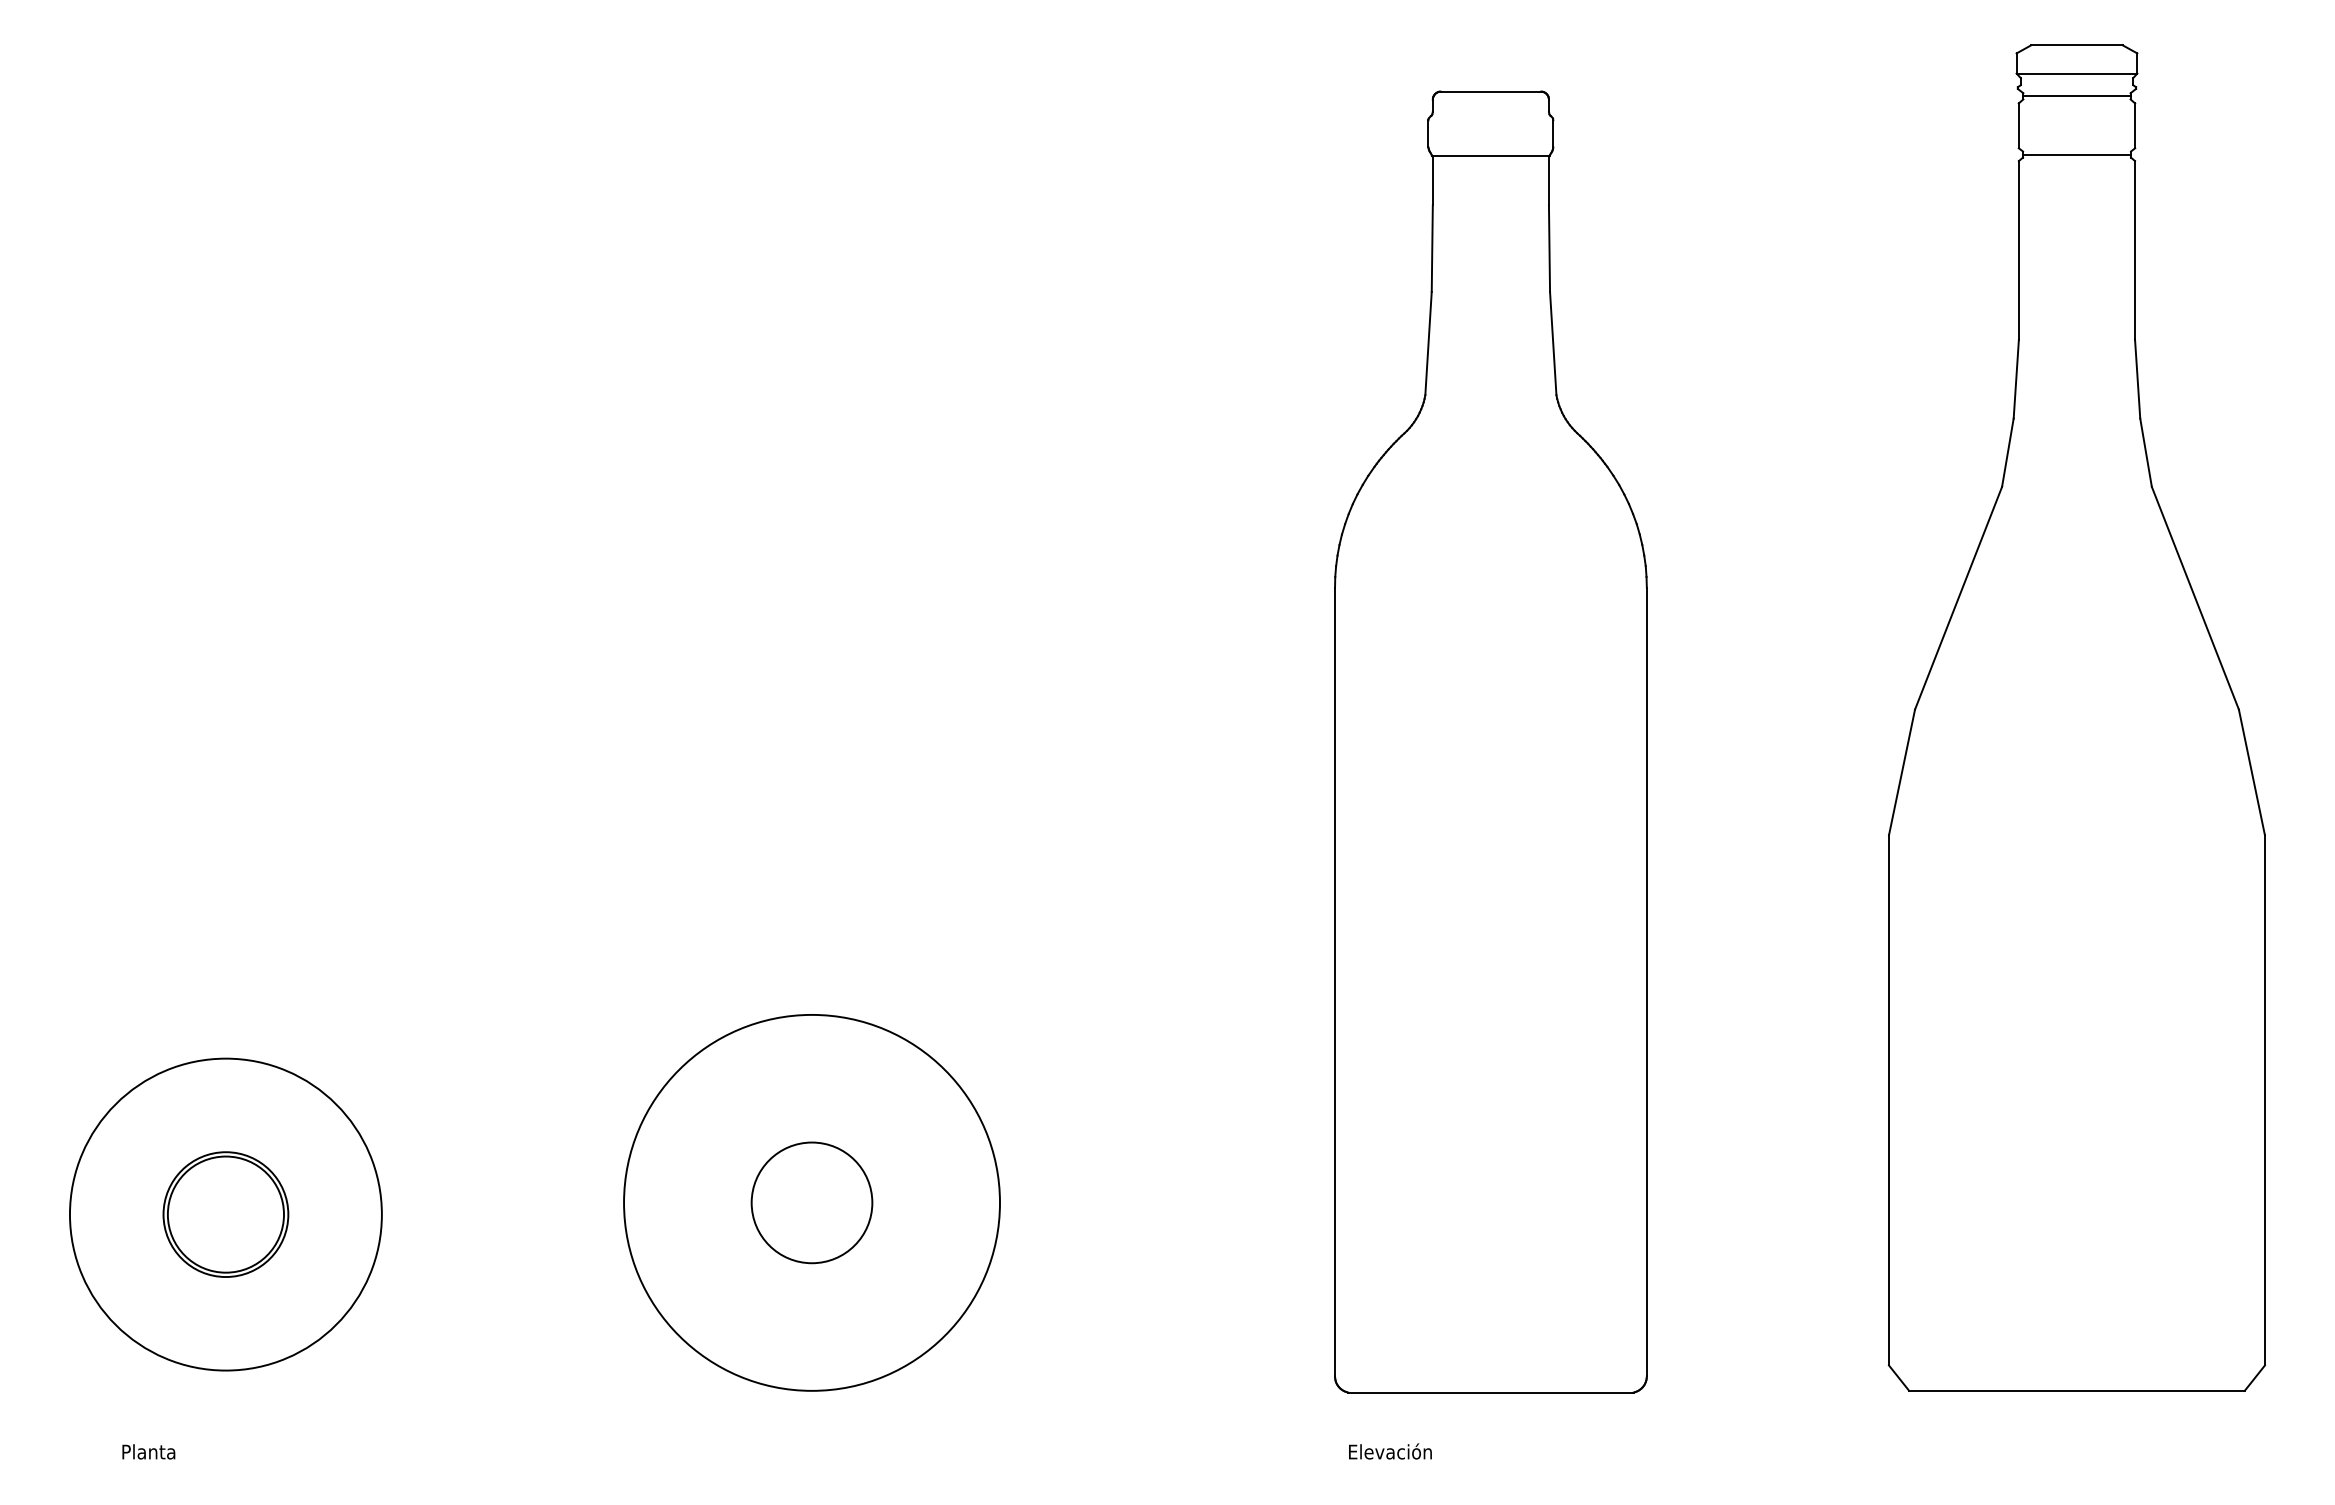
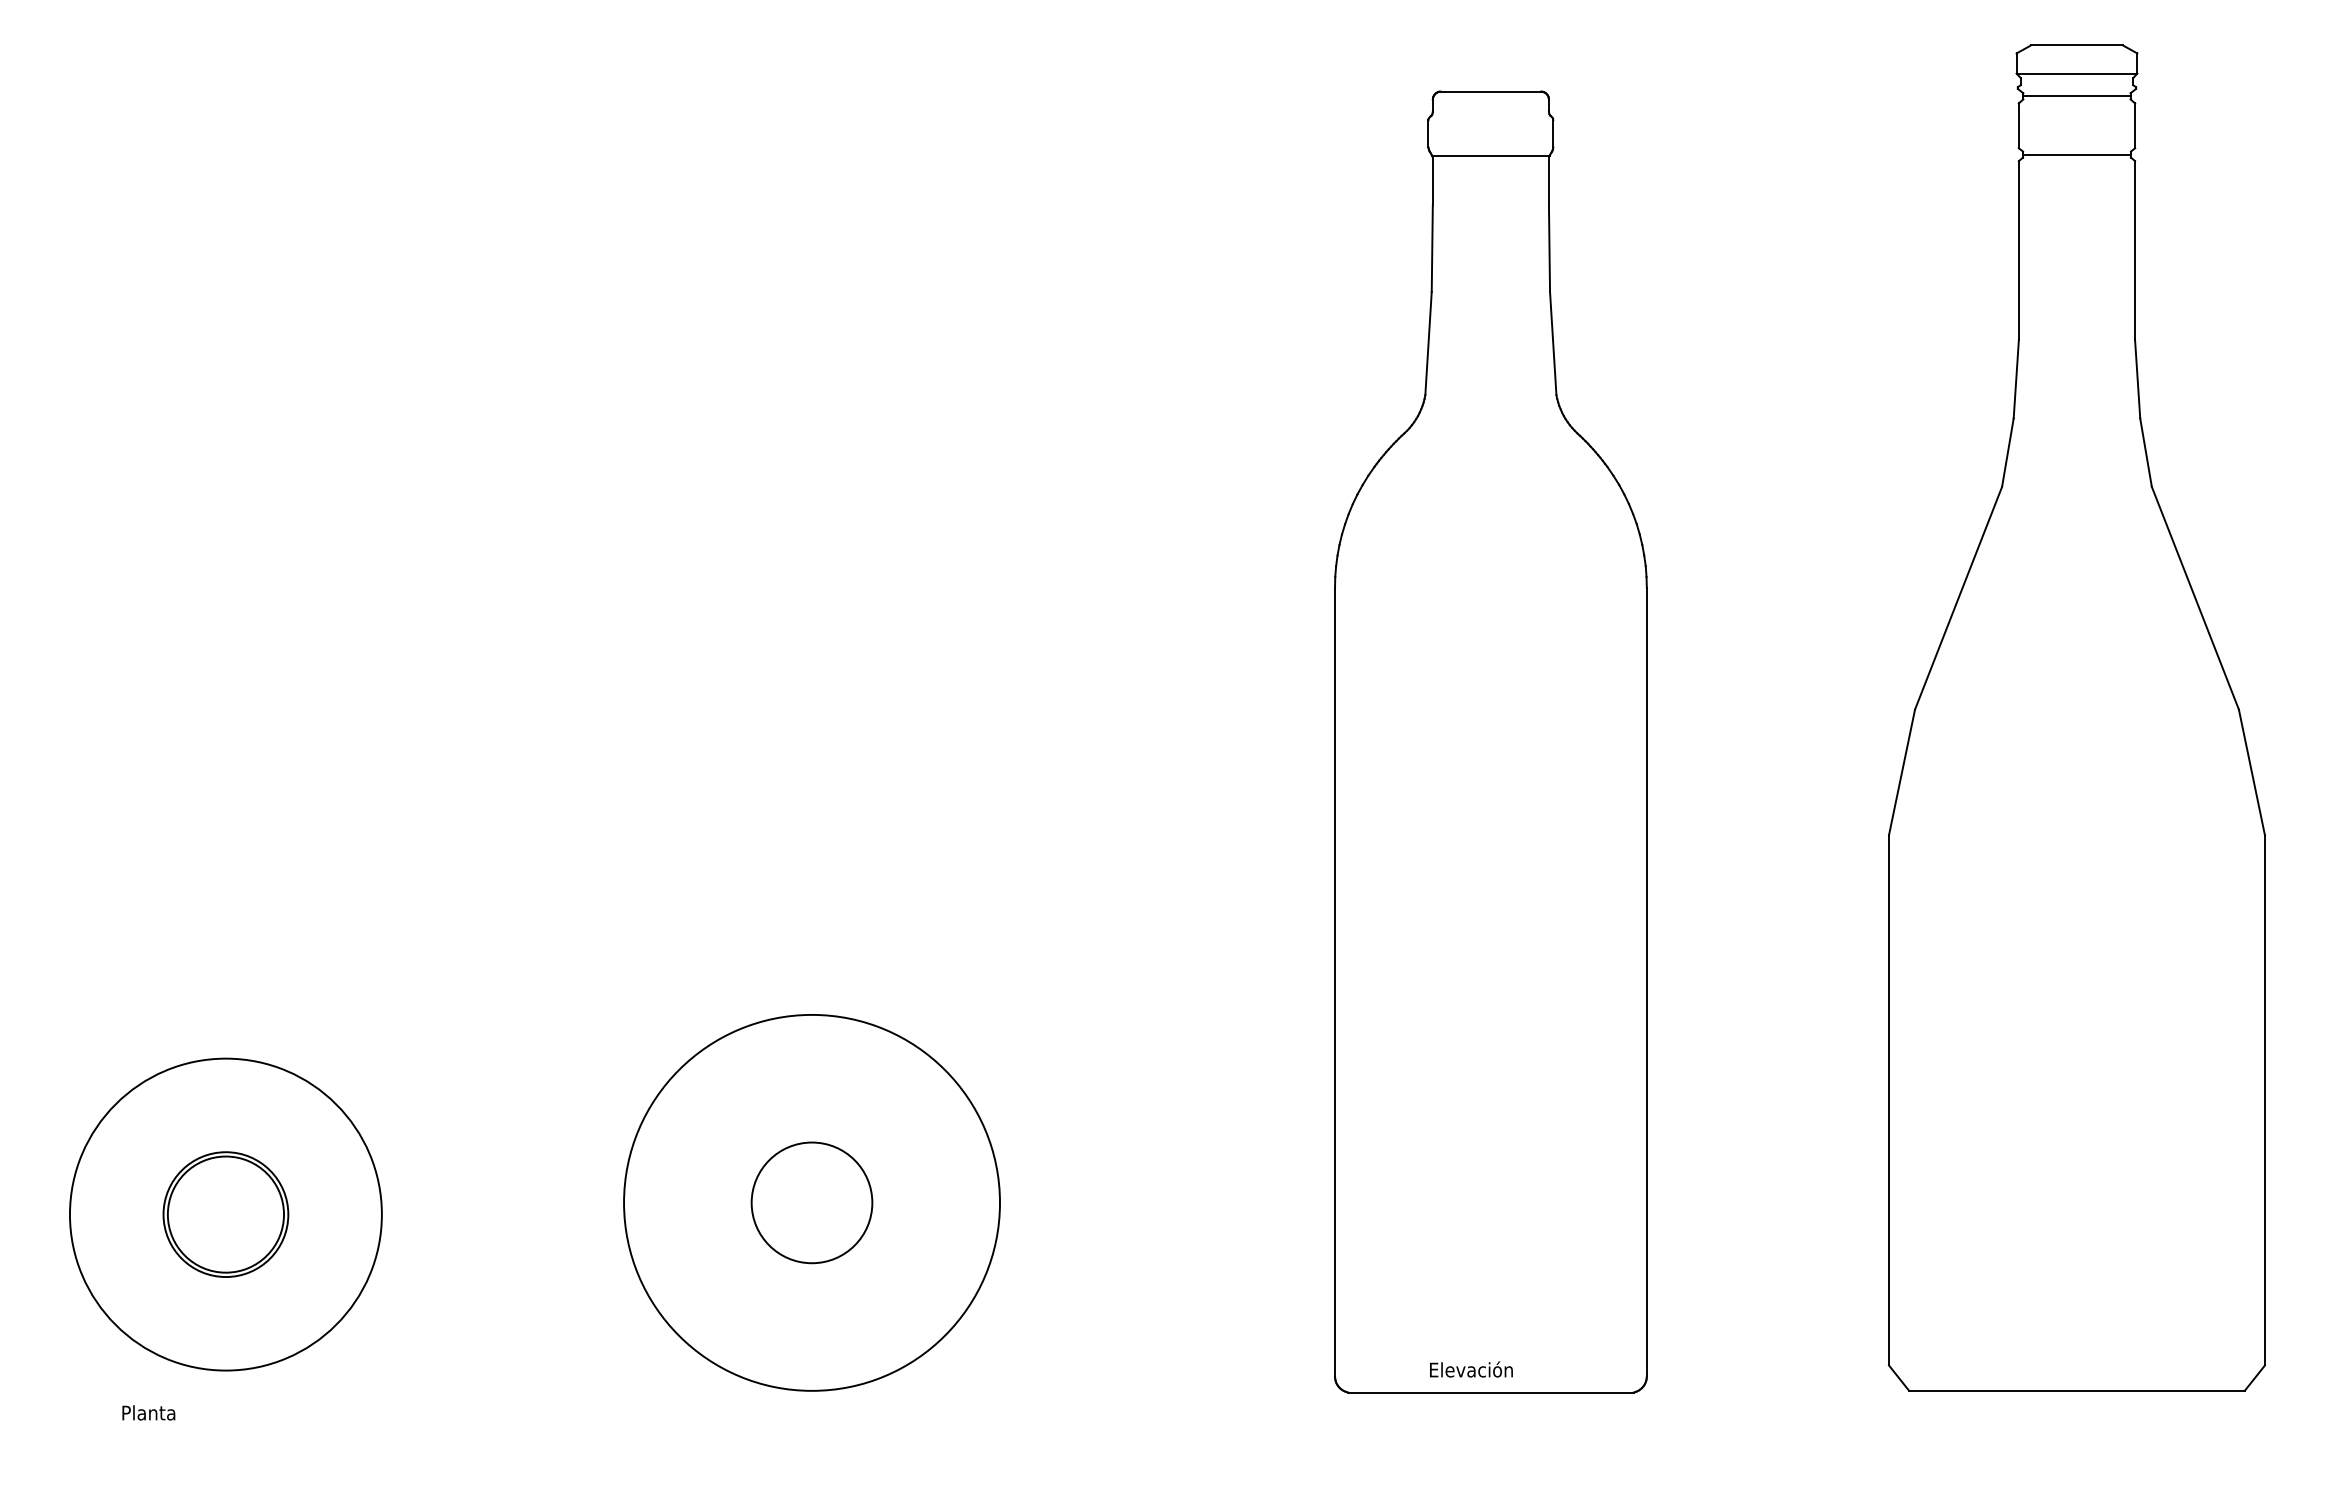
text position: (148, 1451) -> (148, 1412) (148, 1412)
text position: (1390, 1451) -> (1471, 1369) (1471, 1369)
